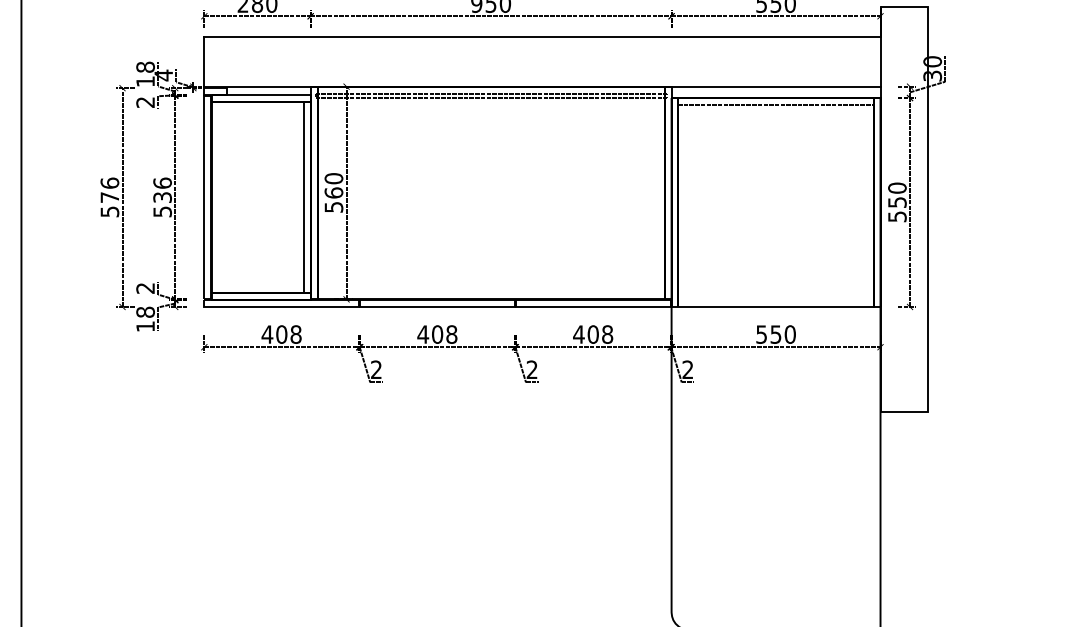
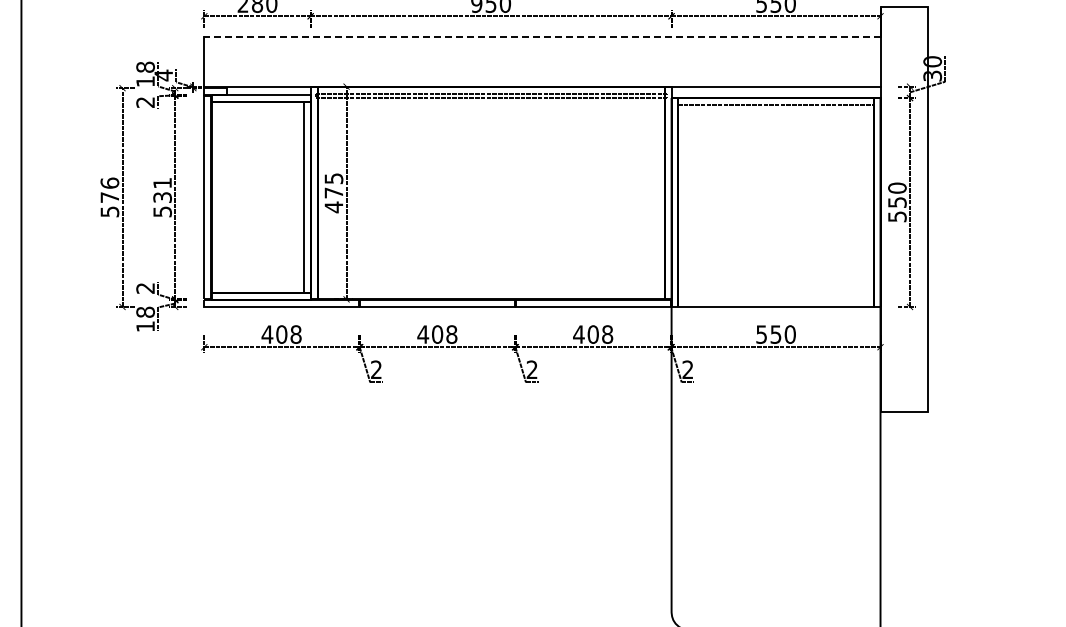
line: solid -> dashed (541, 37)
text: 536 -> 531 (162, 182)
text: 560 -> 475 (333, 193)
